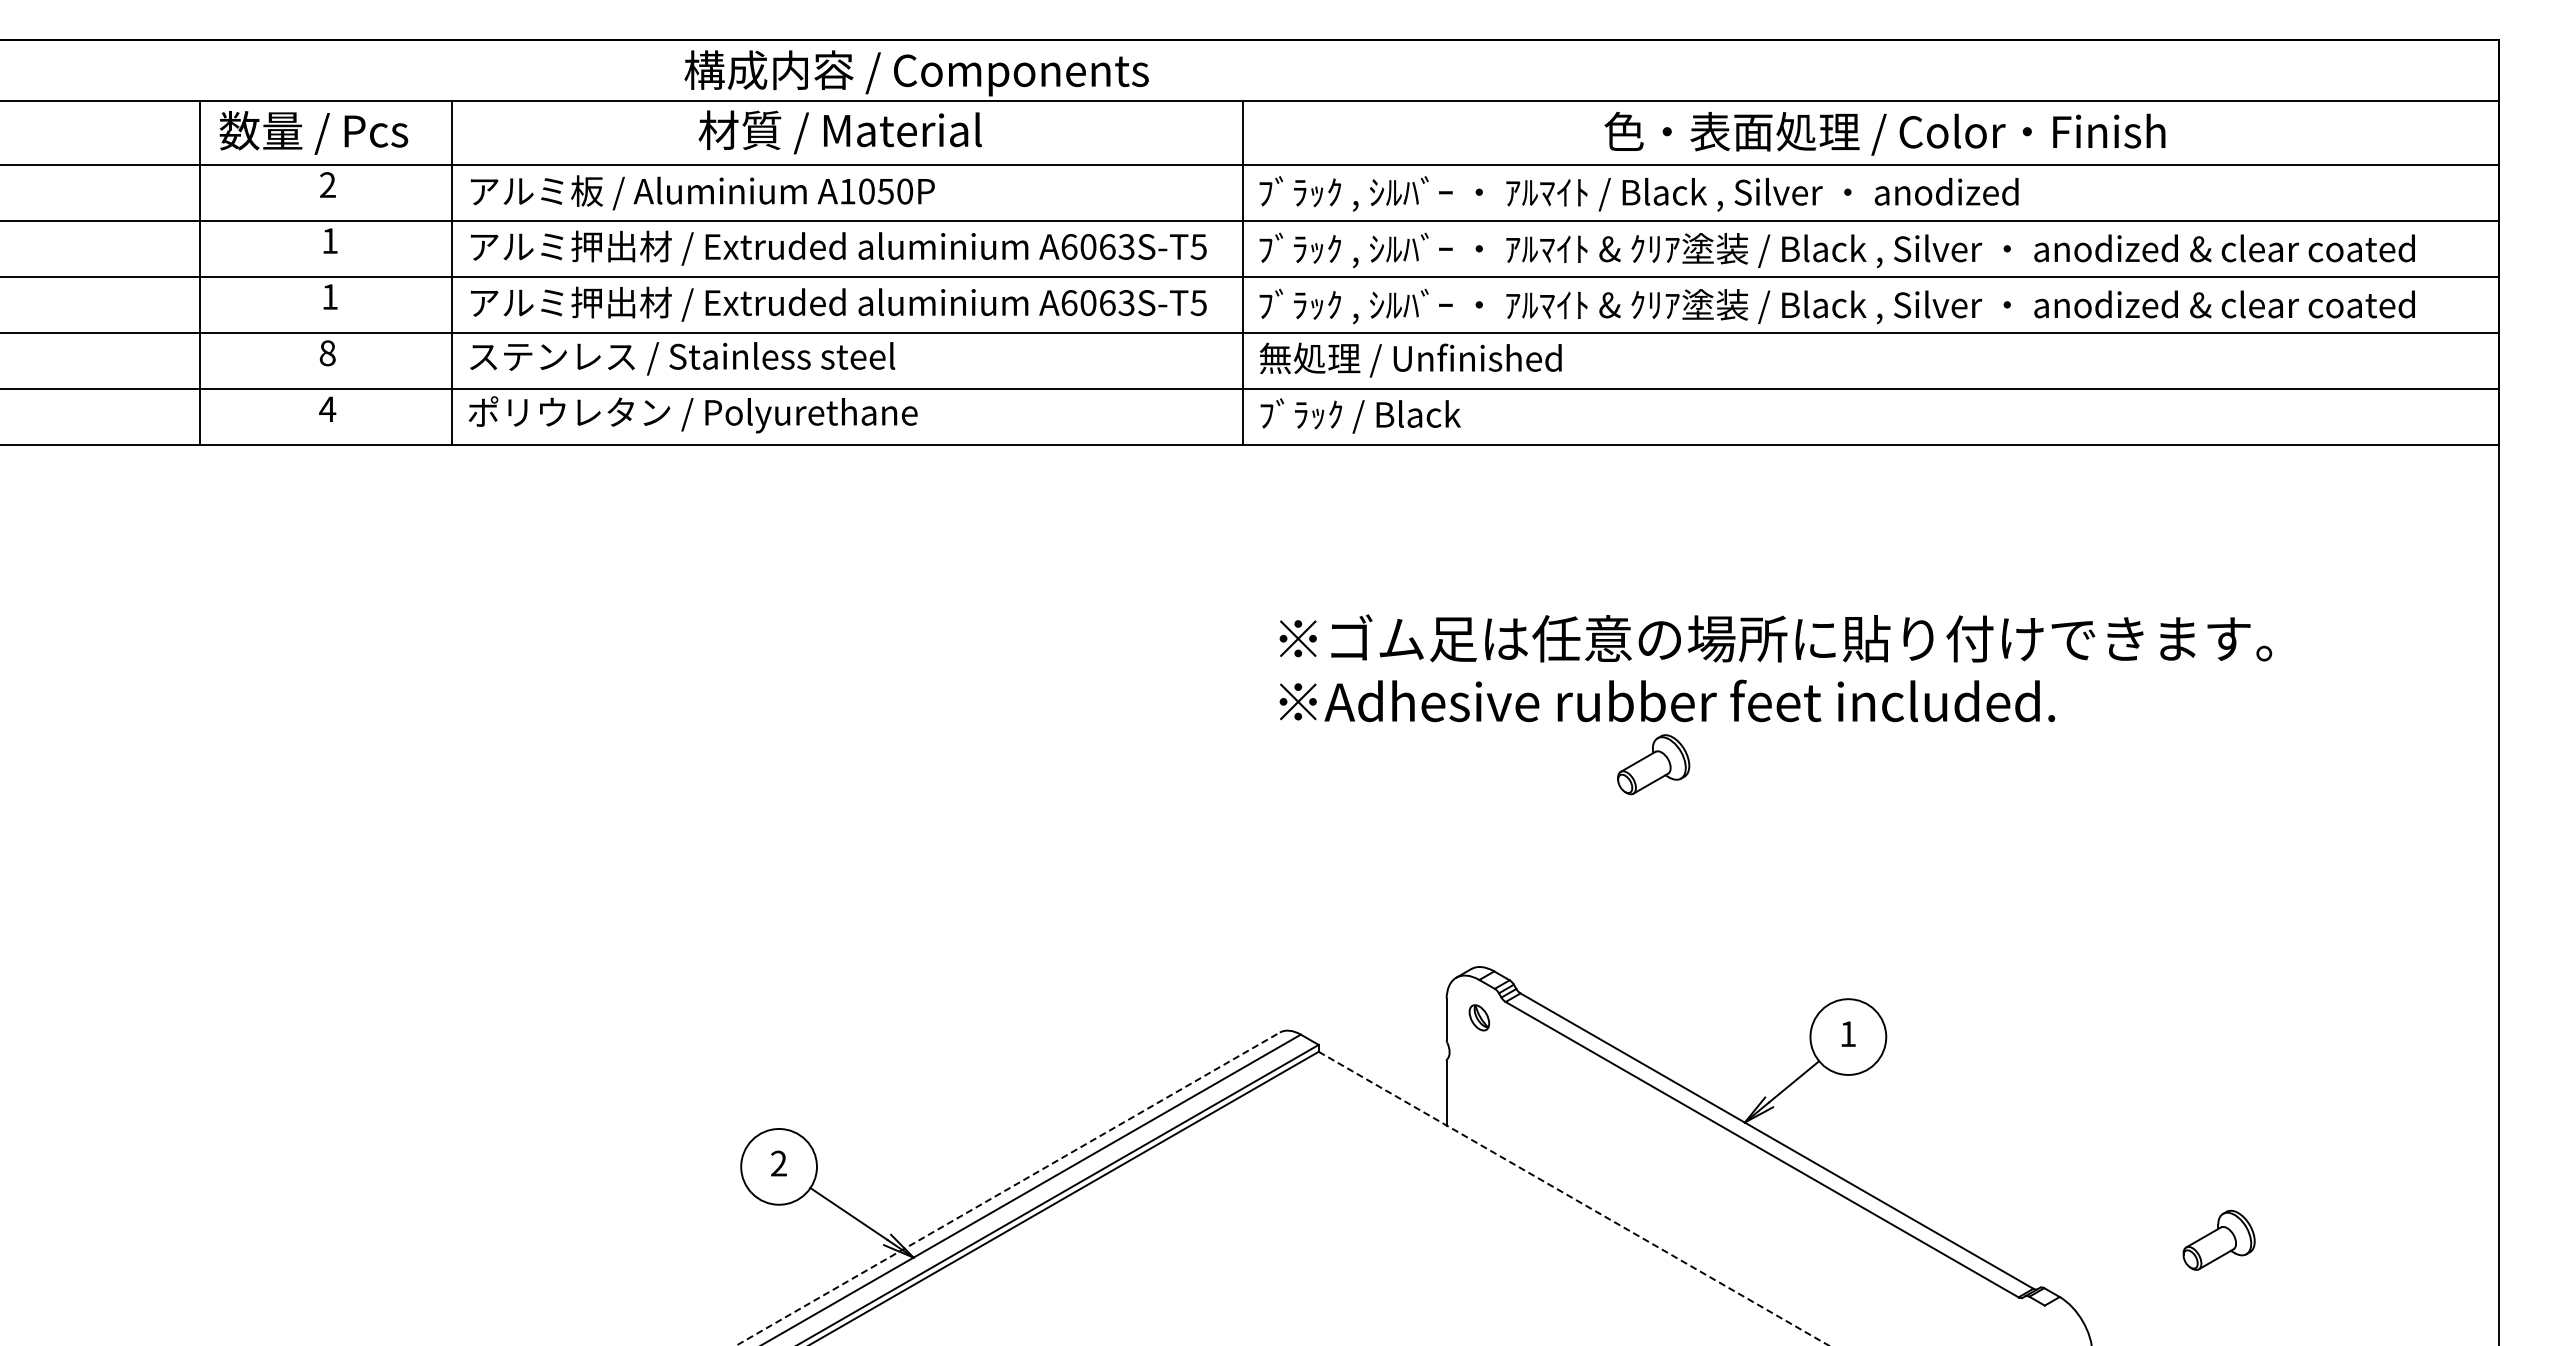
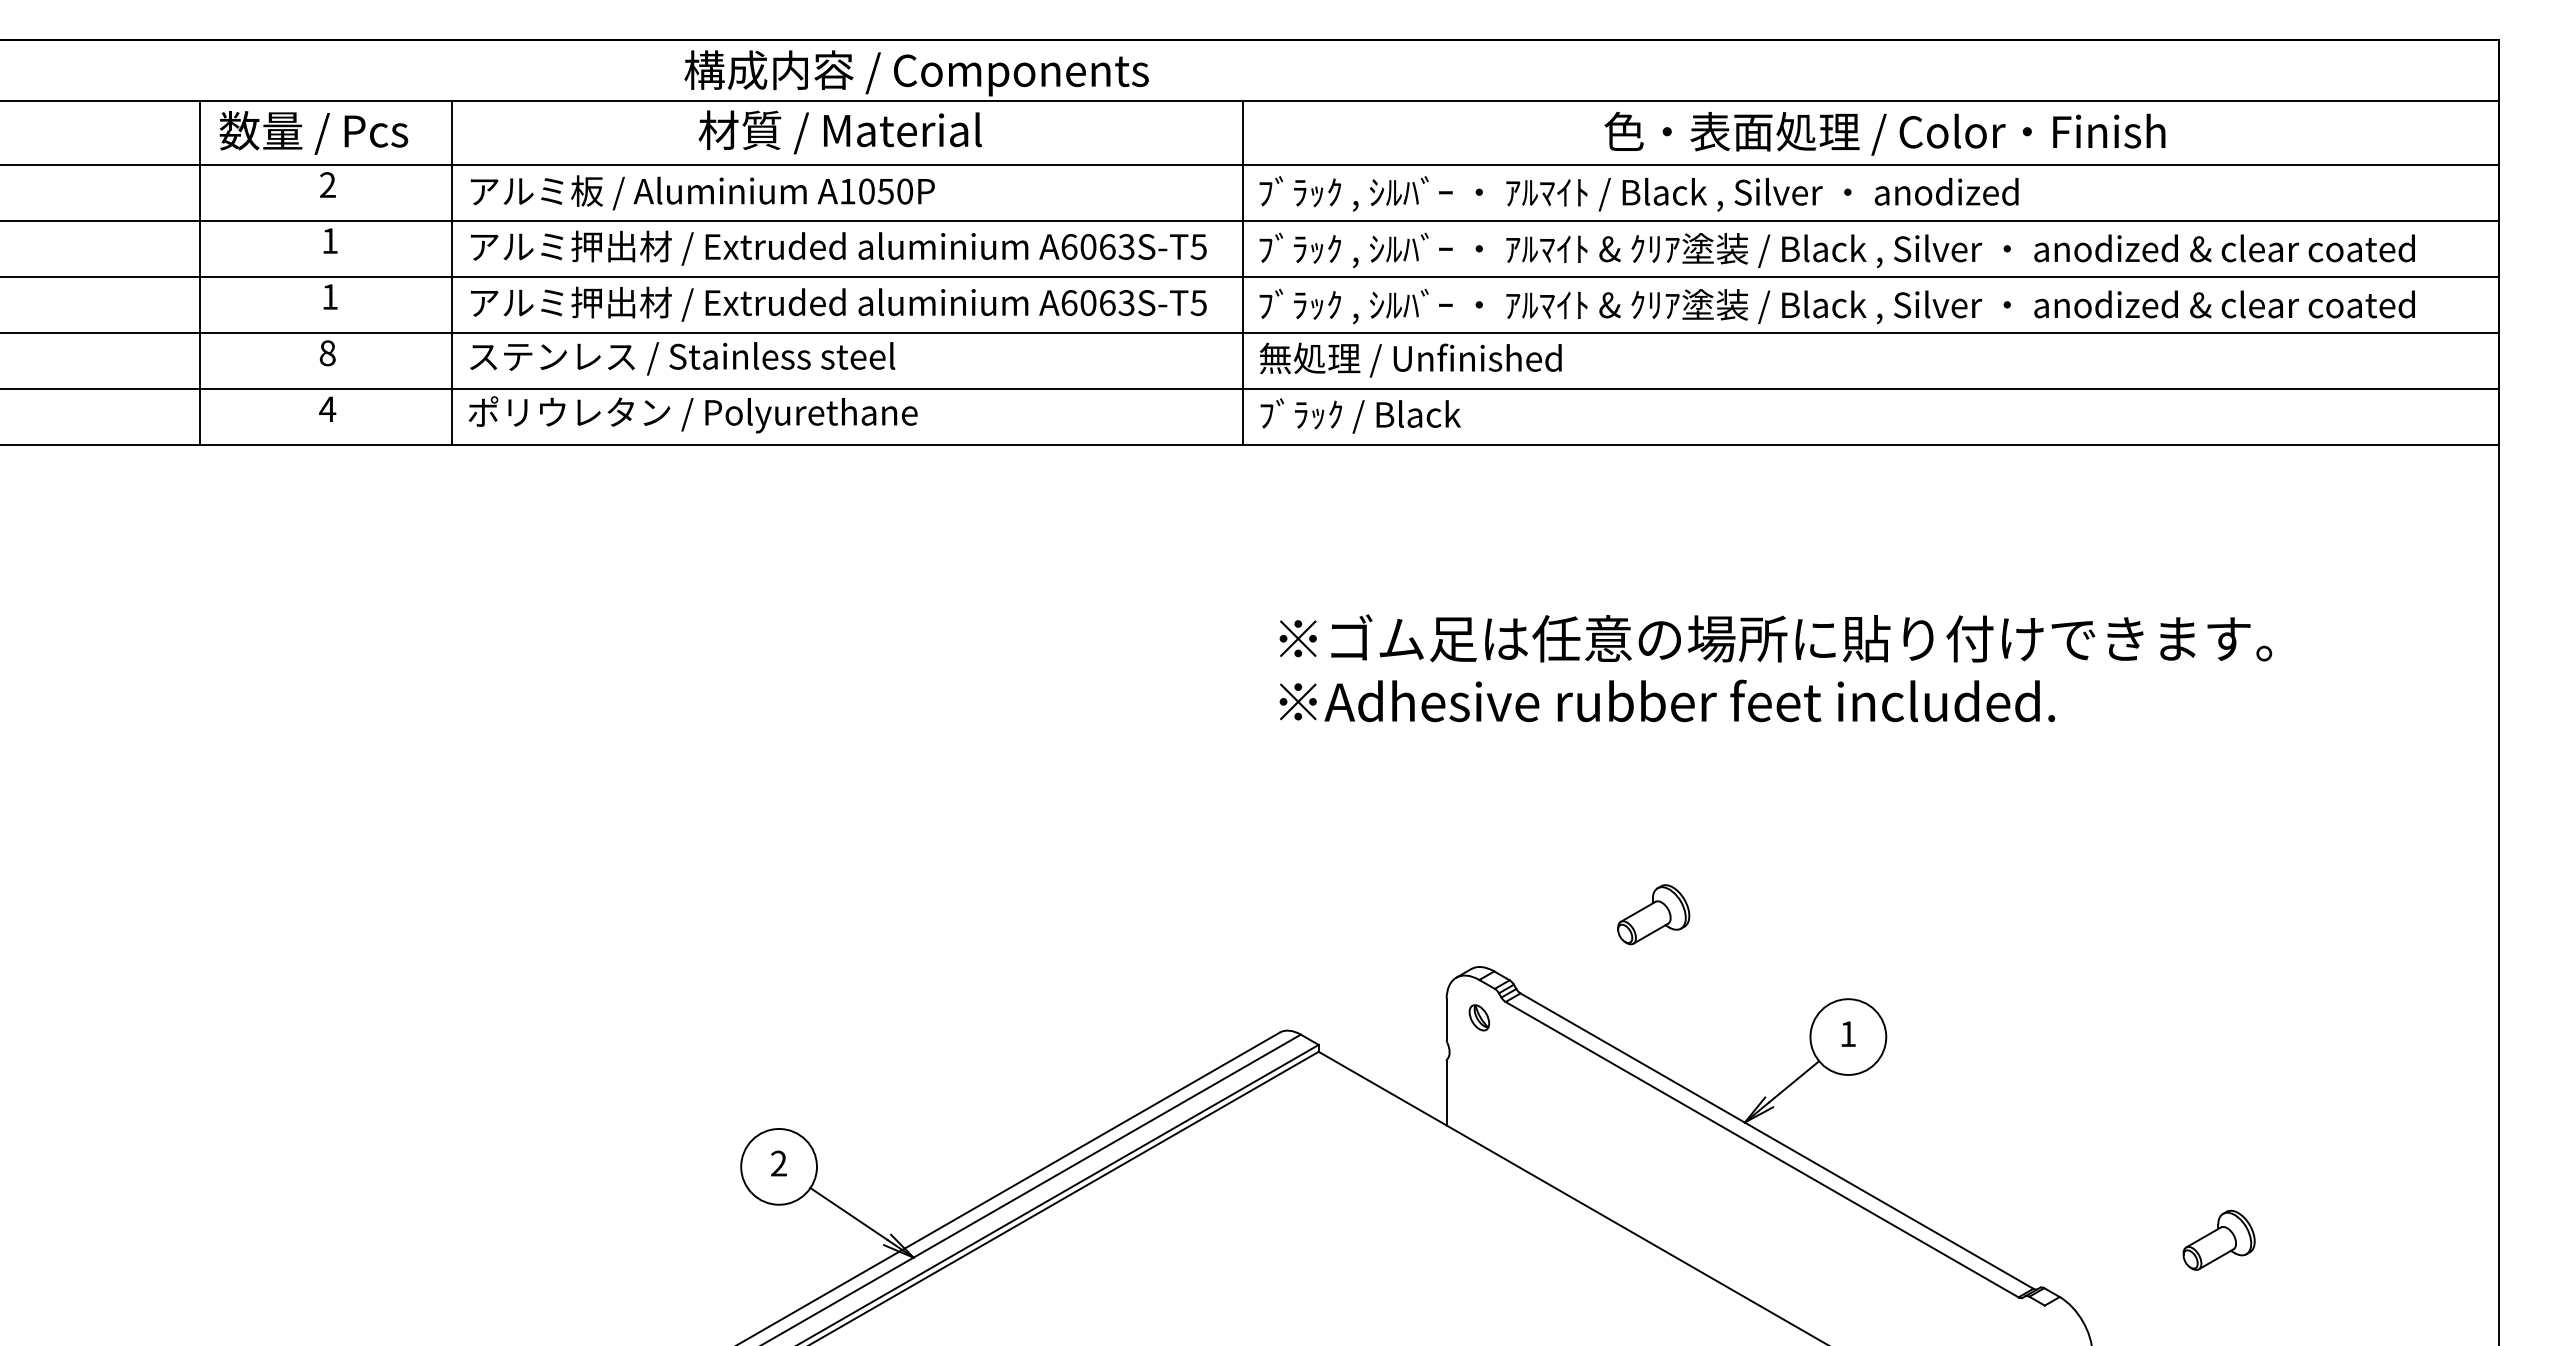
part position: (1653, 764) -> (1653, 914) (1653, 914)
line: dashed -> solid (1007, 1189)
line: dashed -> solid (1574, 1198)
